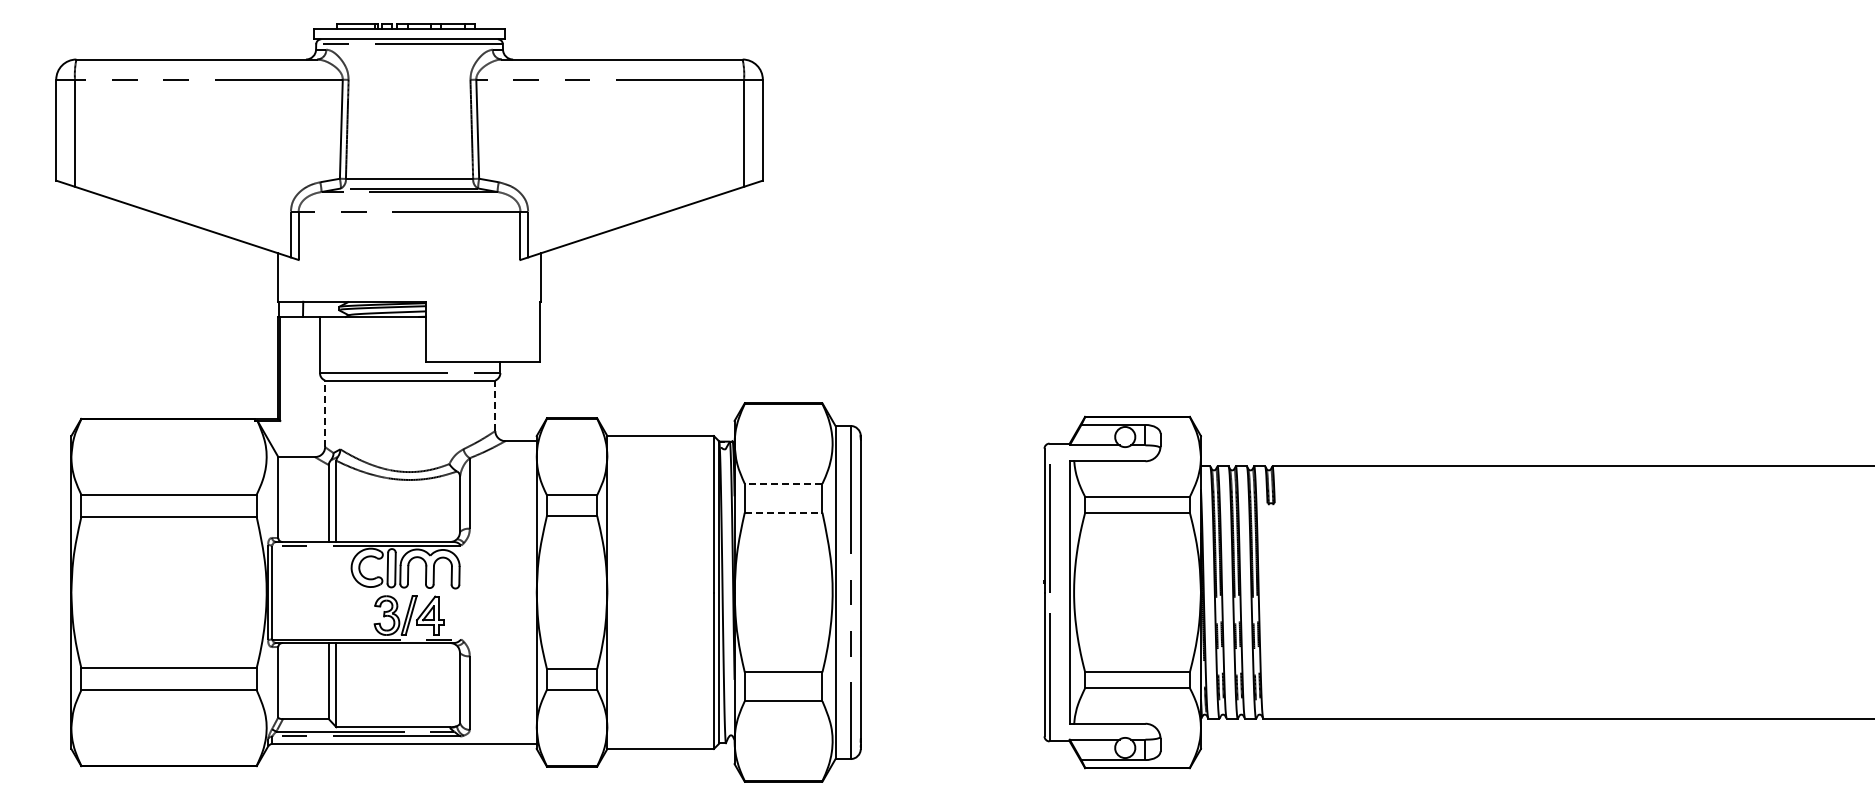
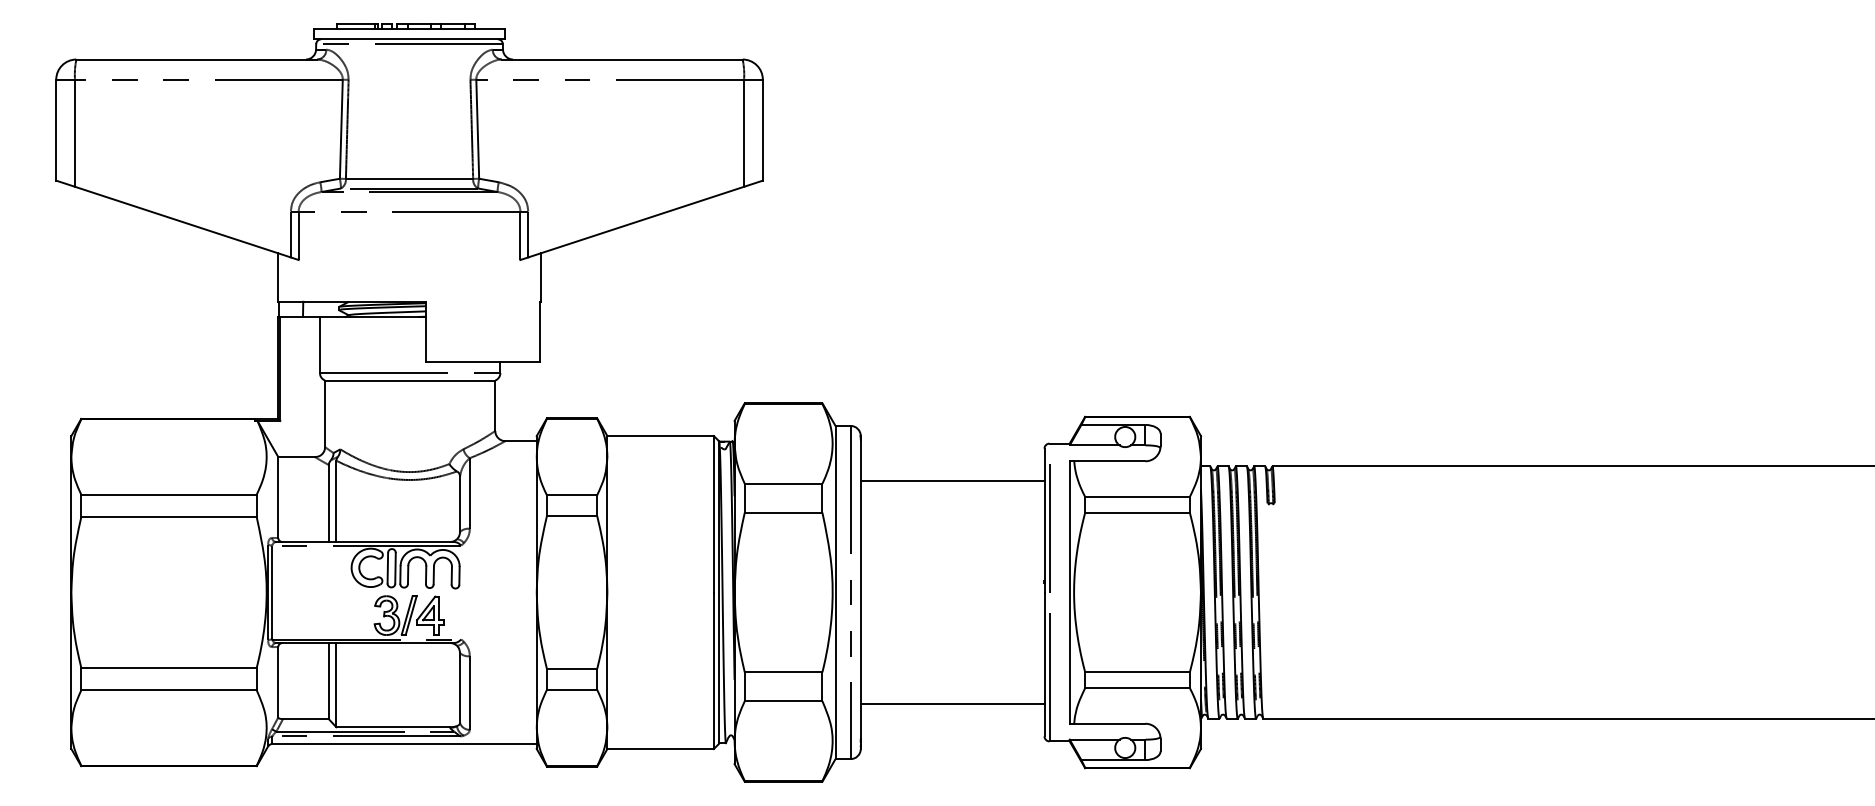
line: dashed -> solid (495, 405)
line: dashed -> solid (325, 413)
line: none -> present (952, 481)
line: dashed -> solid (783, 483)
line: dashed -> solid (783, 512)
line: none -> present (952, 703)
